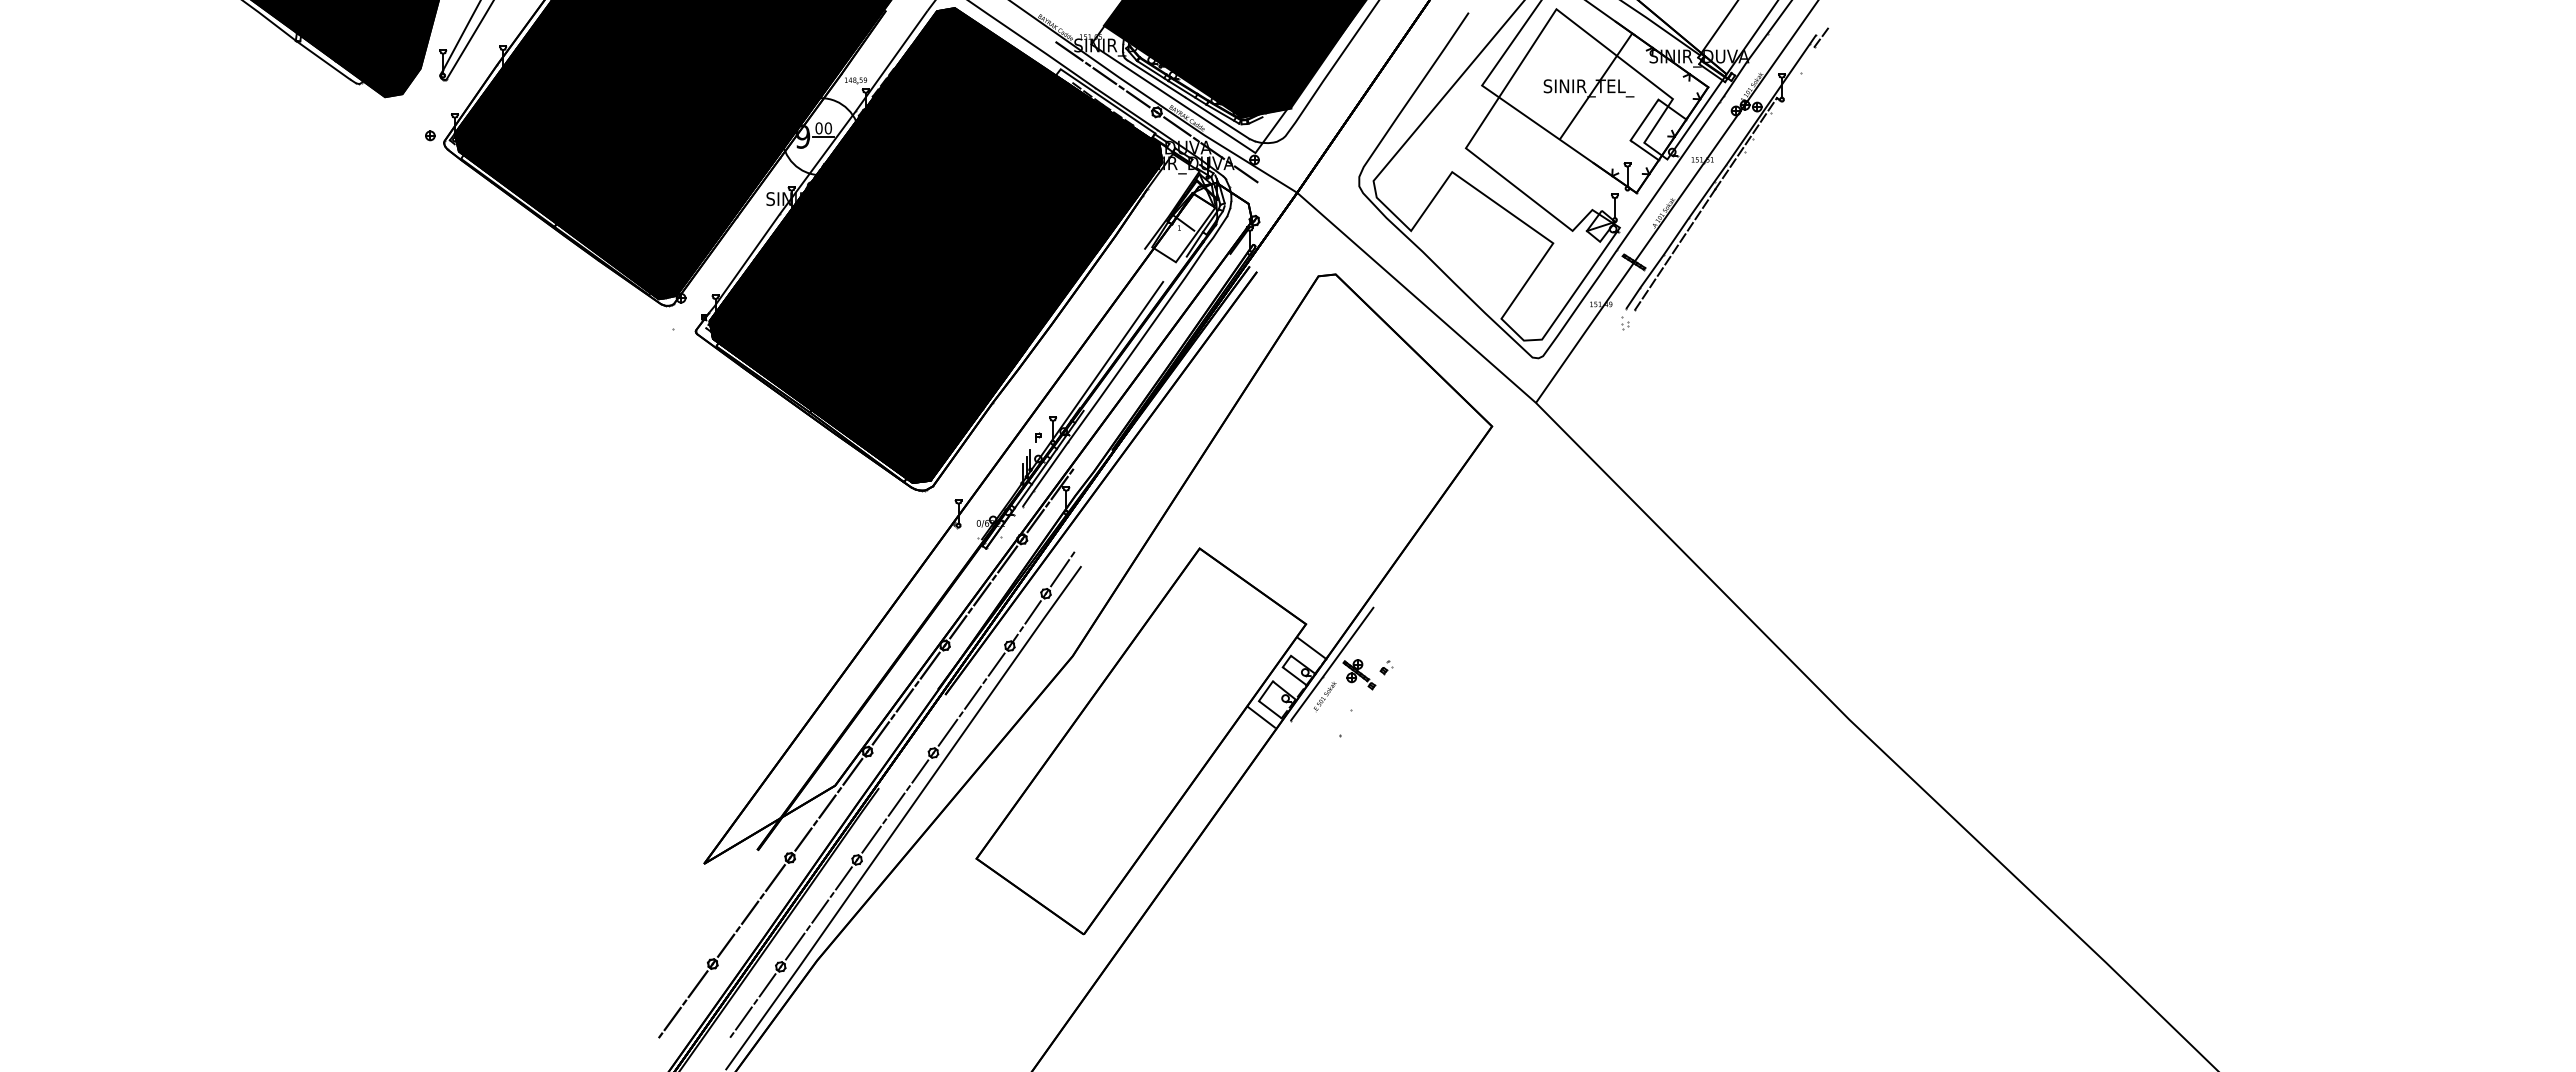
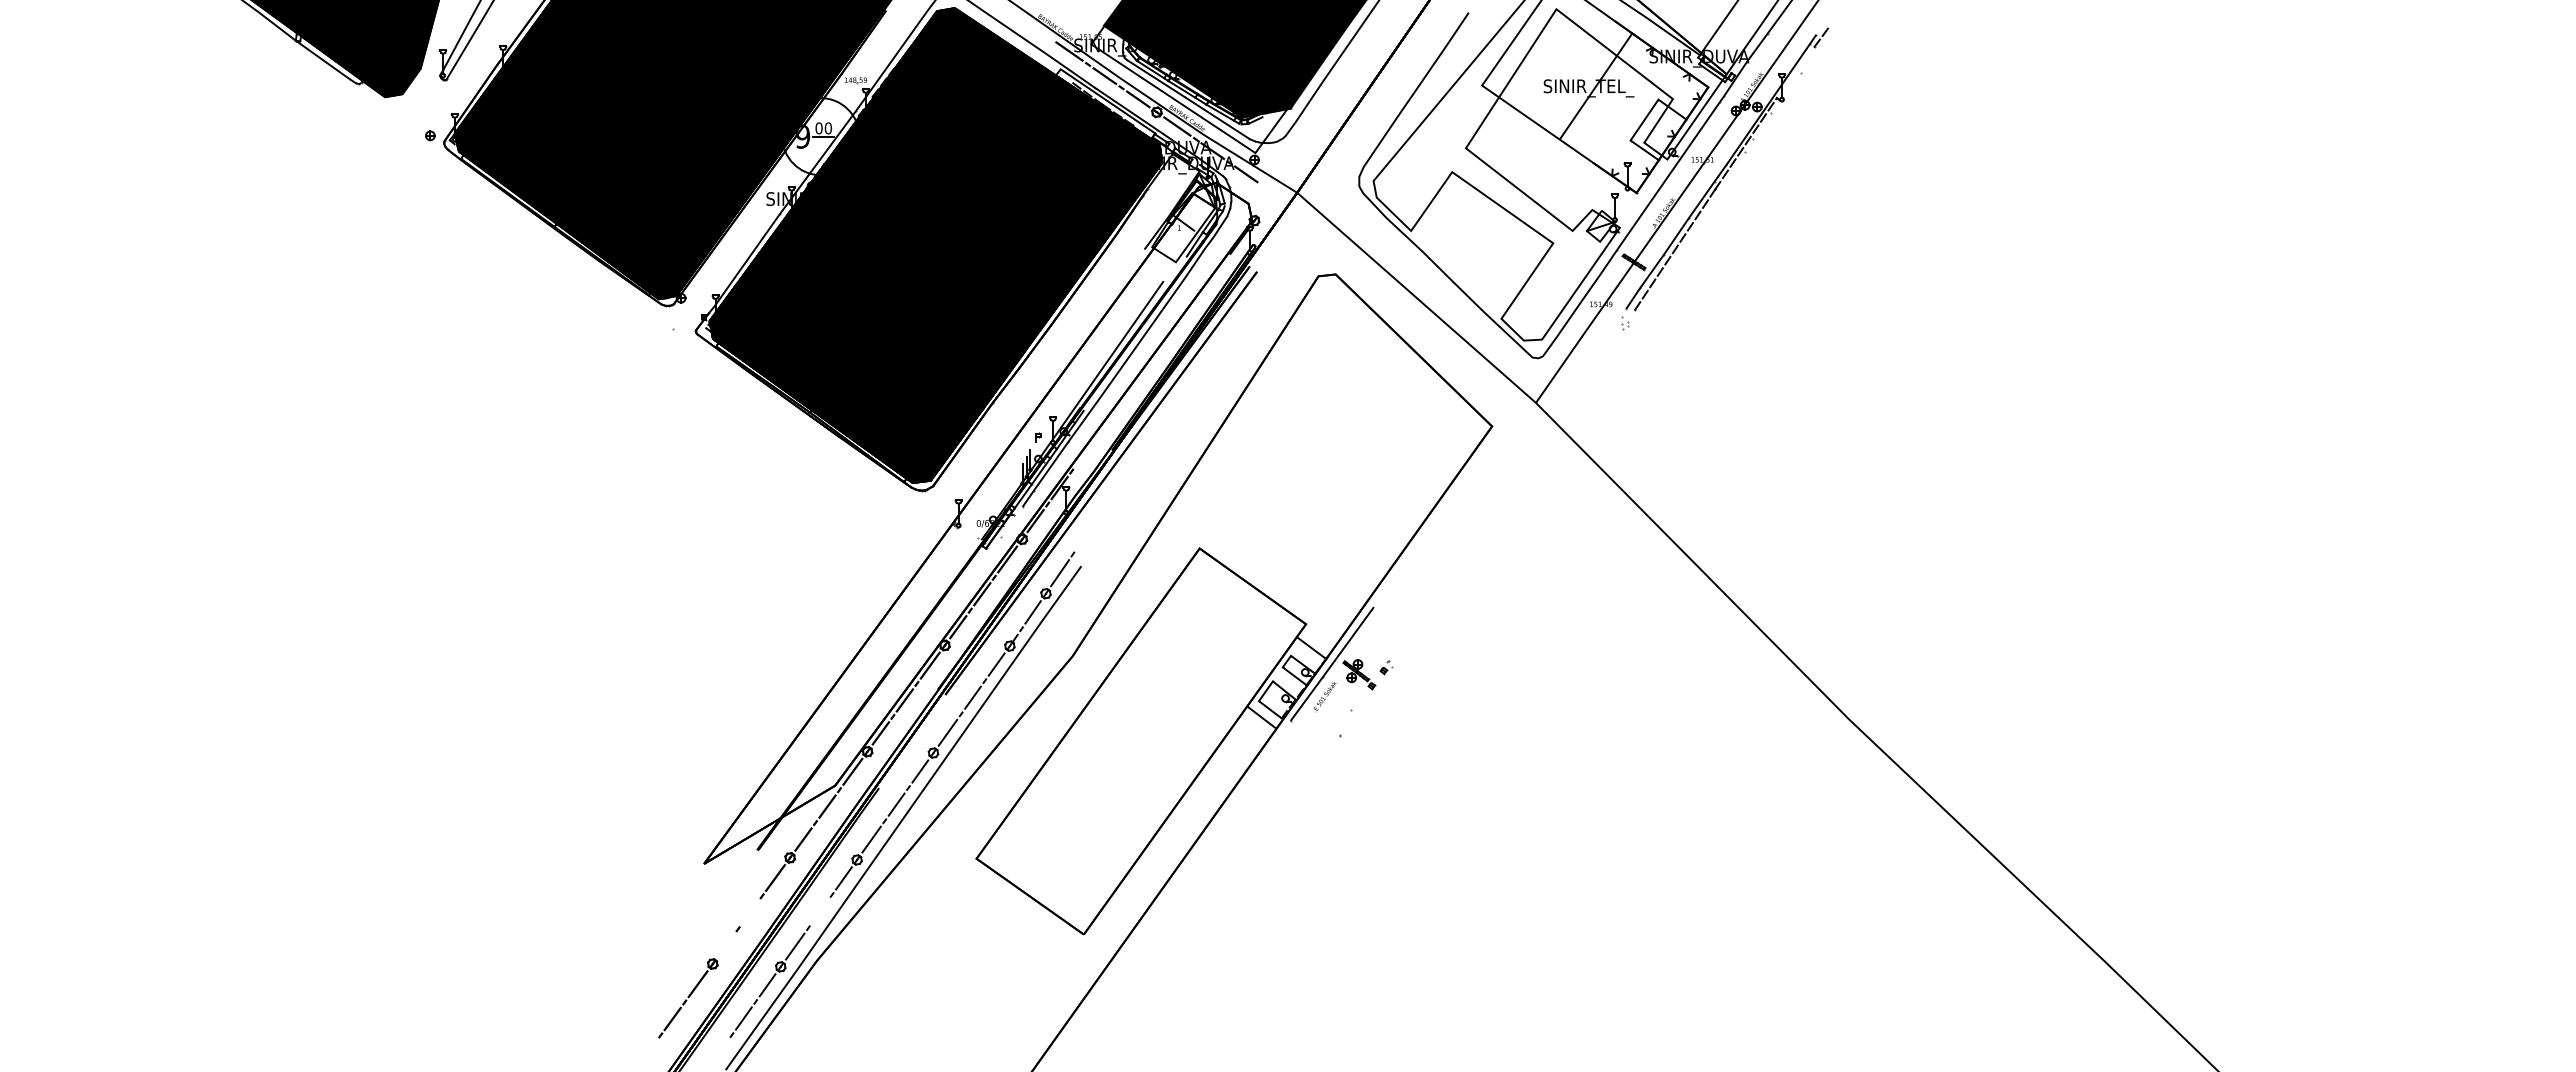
line: present -> none (820, 911)
line: present -> none (750, 912)
line: present -> none (726, 945)
